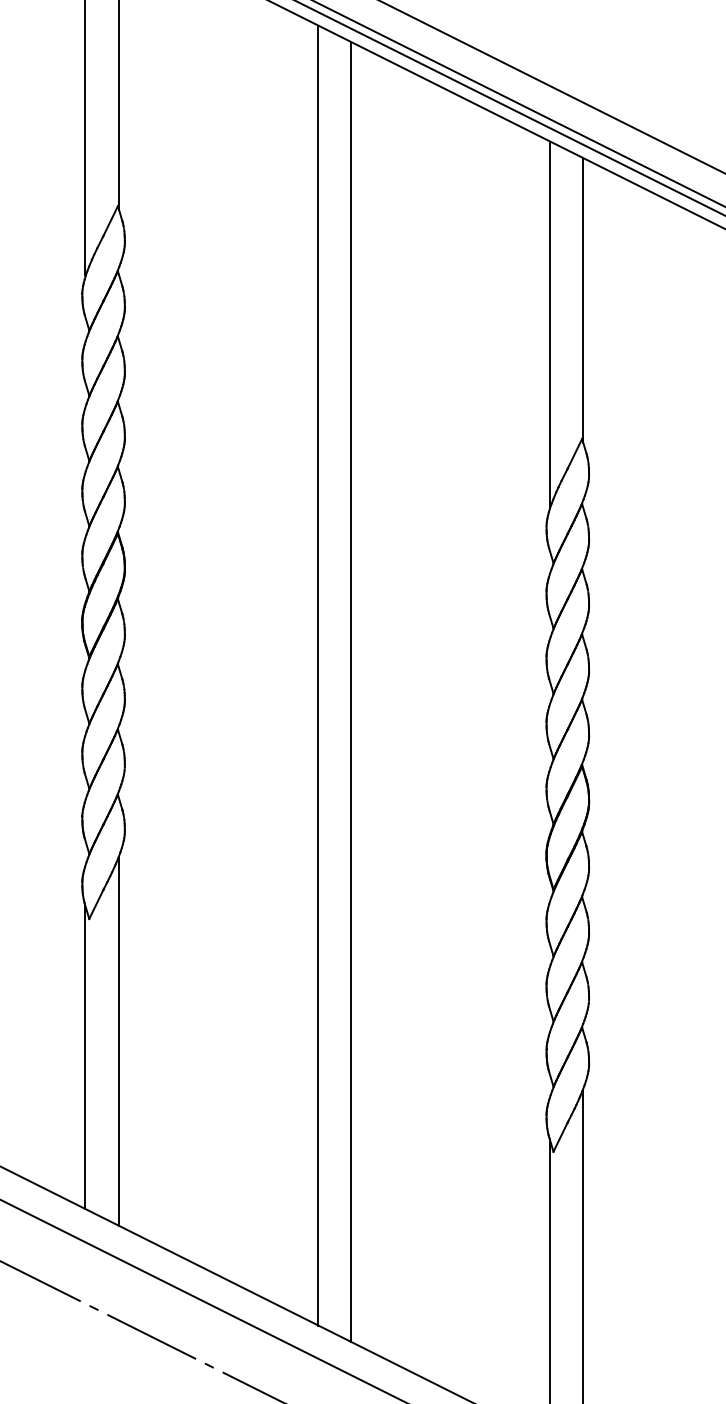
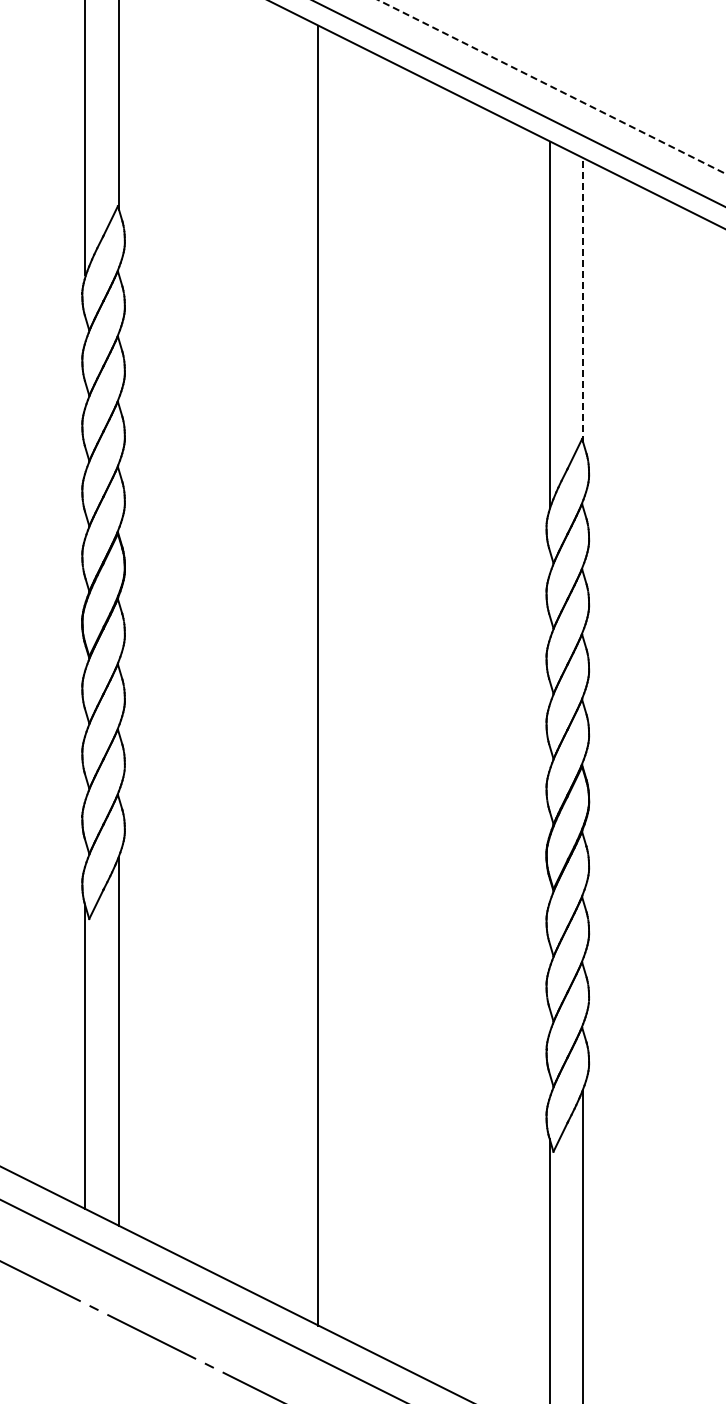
line: solid -> dashed (551, 86)
line: present -> none (510, 108)
line: solid -> dashed (583, 300)
line: present -> none (351, 692)
